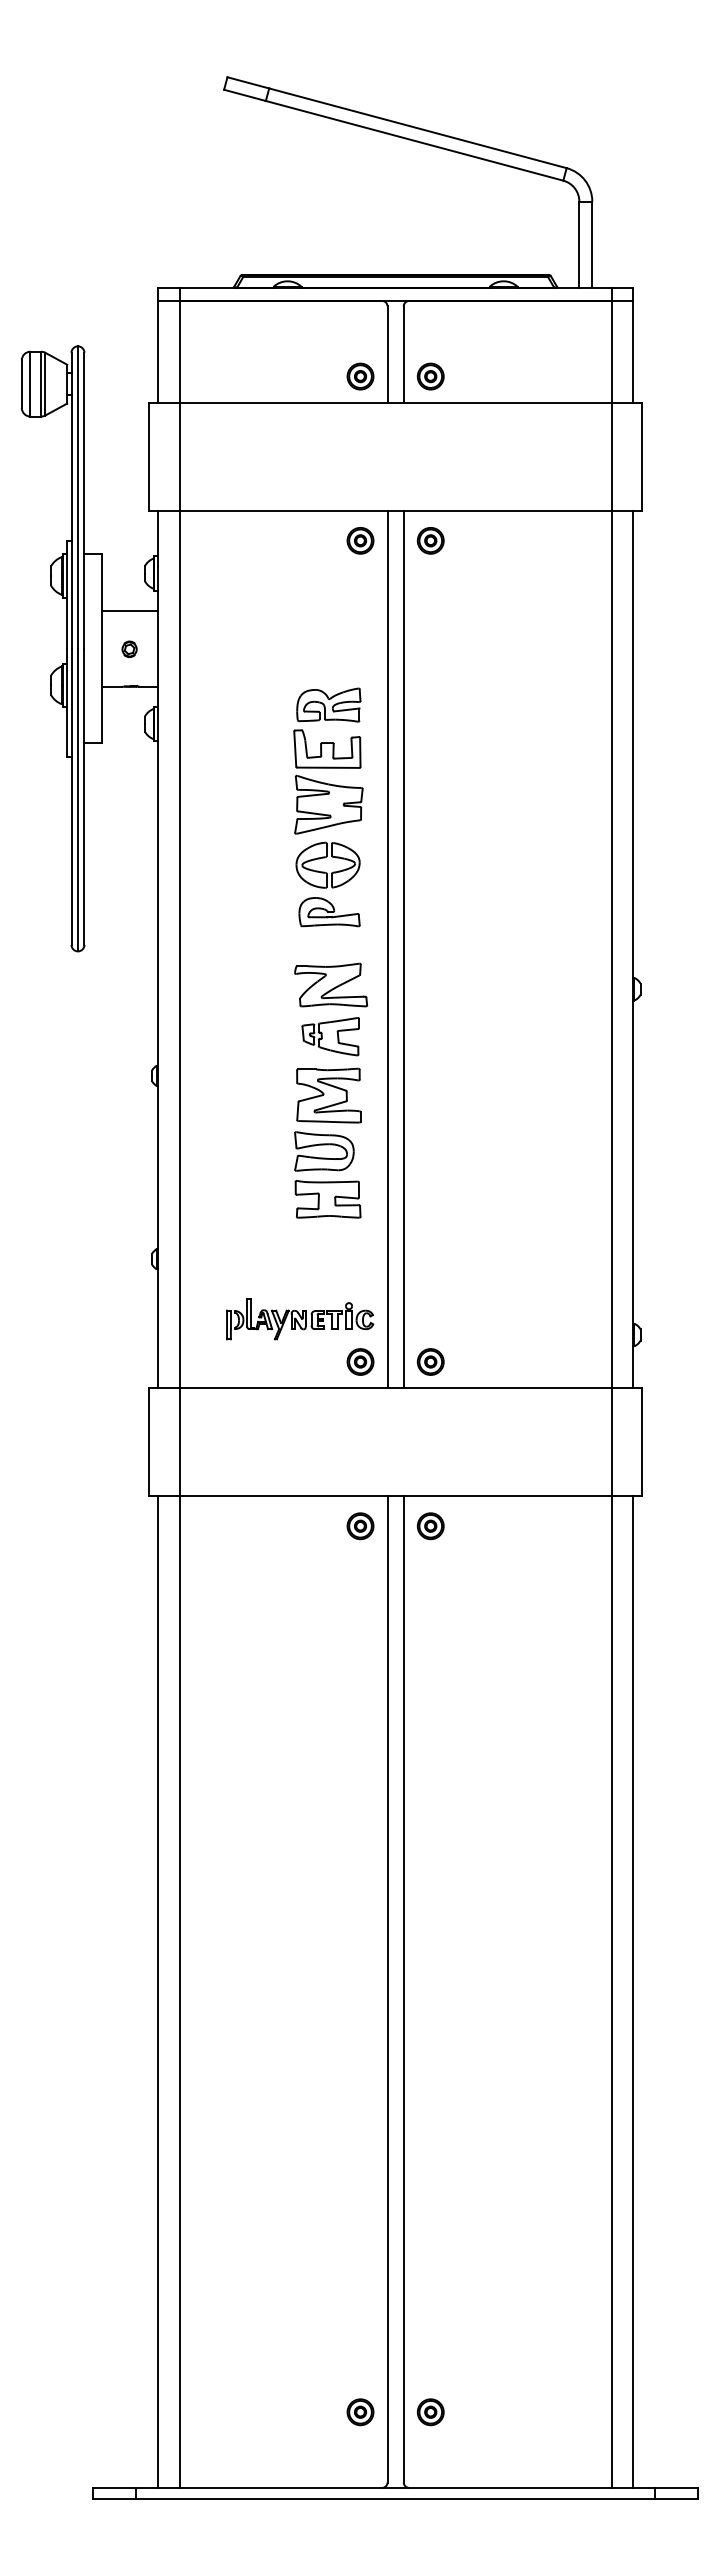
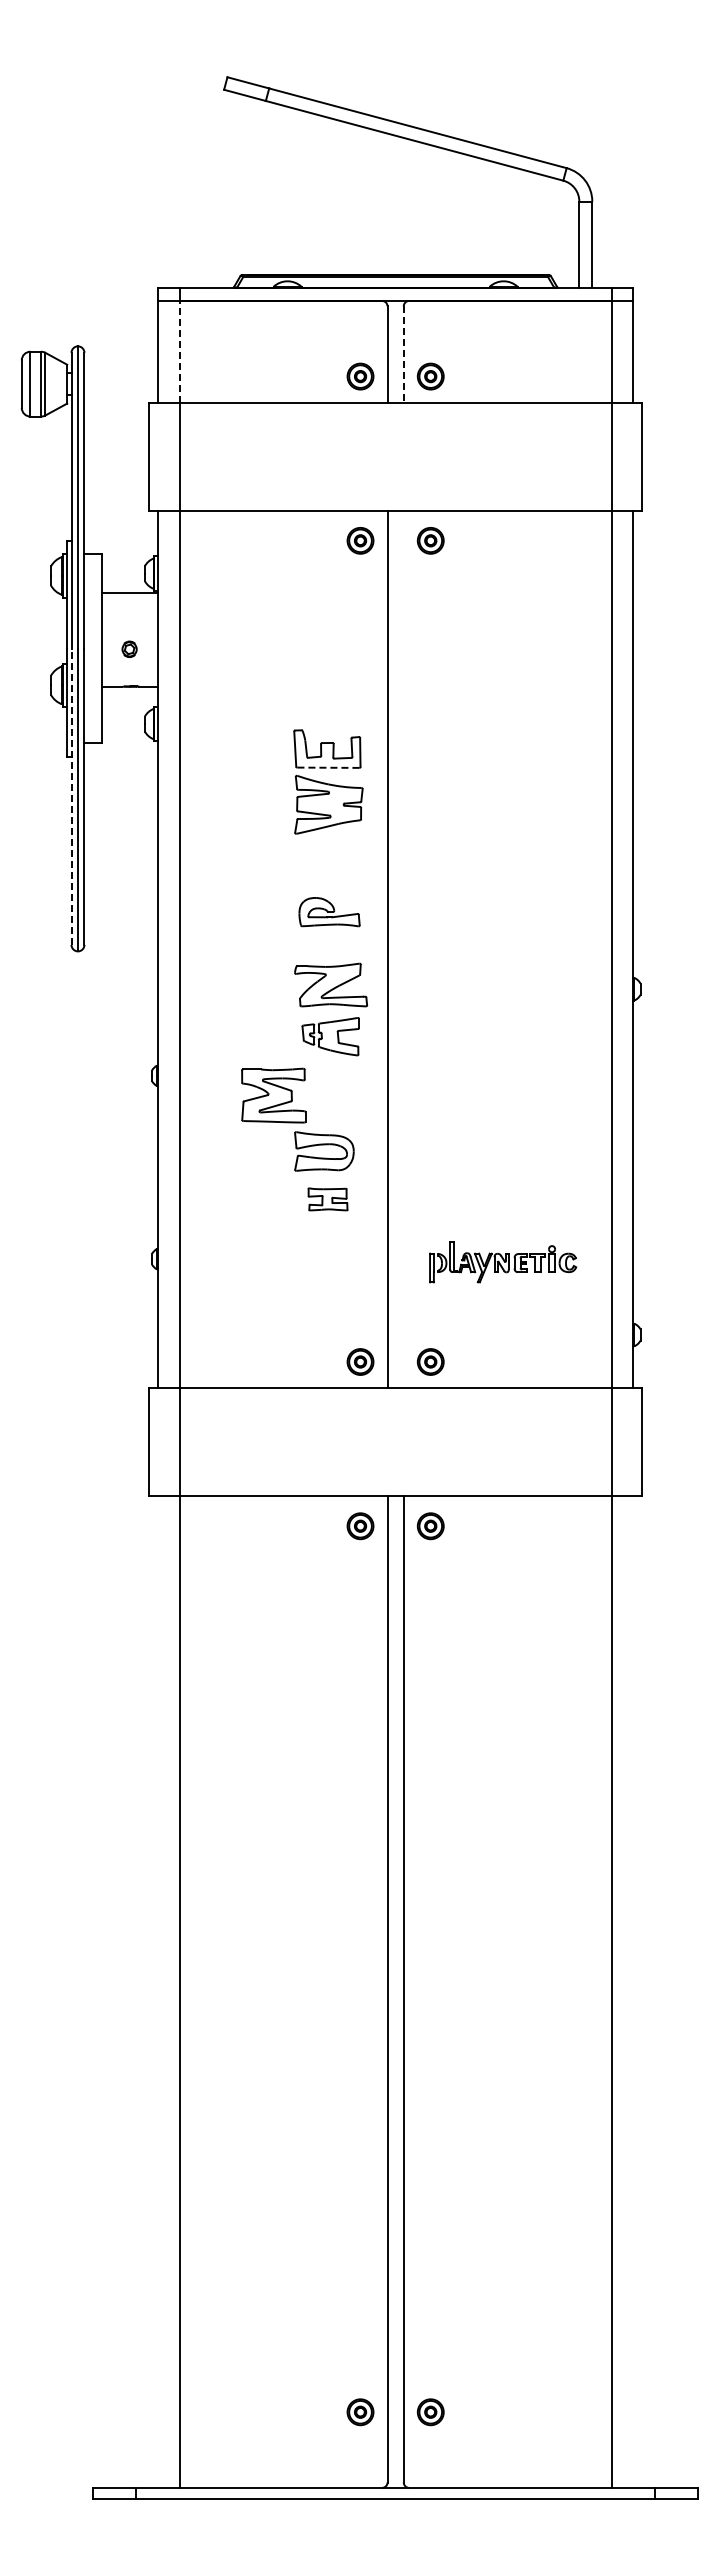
line: solid -> dashed (179, 351)
line: solid -> dashed (403, 354)
line position: (129, 611) -> (129, 593) (129, 593)
part: present -> none (328, 704)
line: solid -> dashed (327, 767)
line: solid -> dashed (71, 796)
part: present -> none (325, 858)
line: present -> none (403, 948)
part position: (328, 1095) -> (273, 1095) (273, 1095)
part size: 68x39 px -> 42x25 px (327, 1199)
part position: (300, 1319) -> (503, 1262) (503, 1262)
line: present -> none (157, 1991)
line: present -> none (633, 1991)
